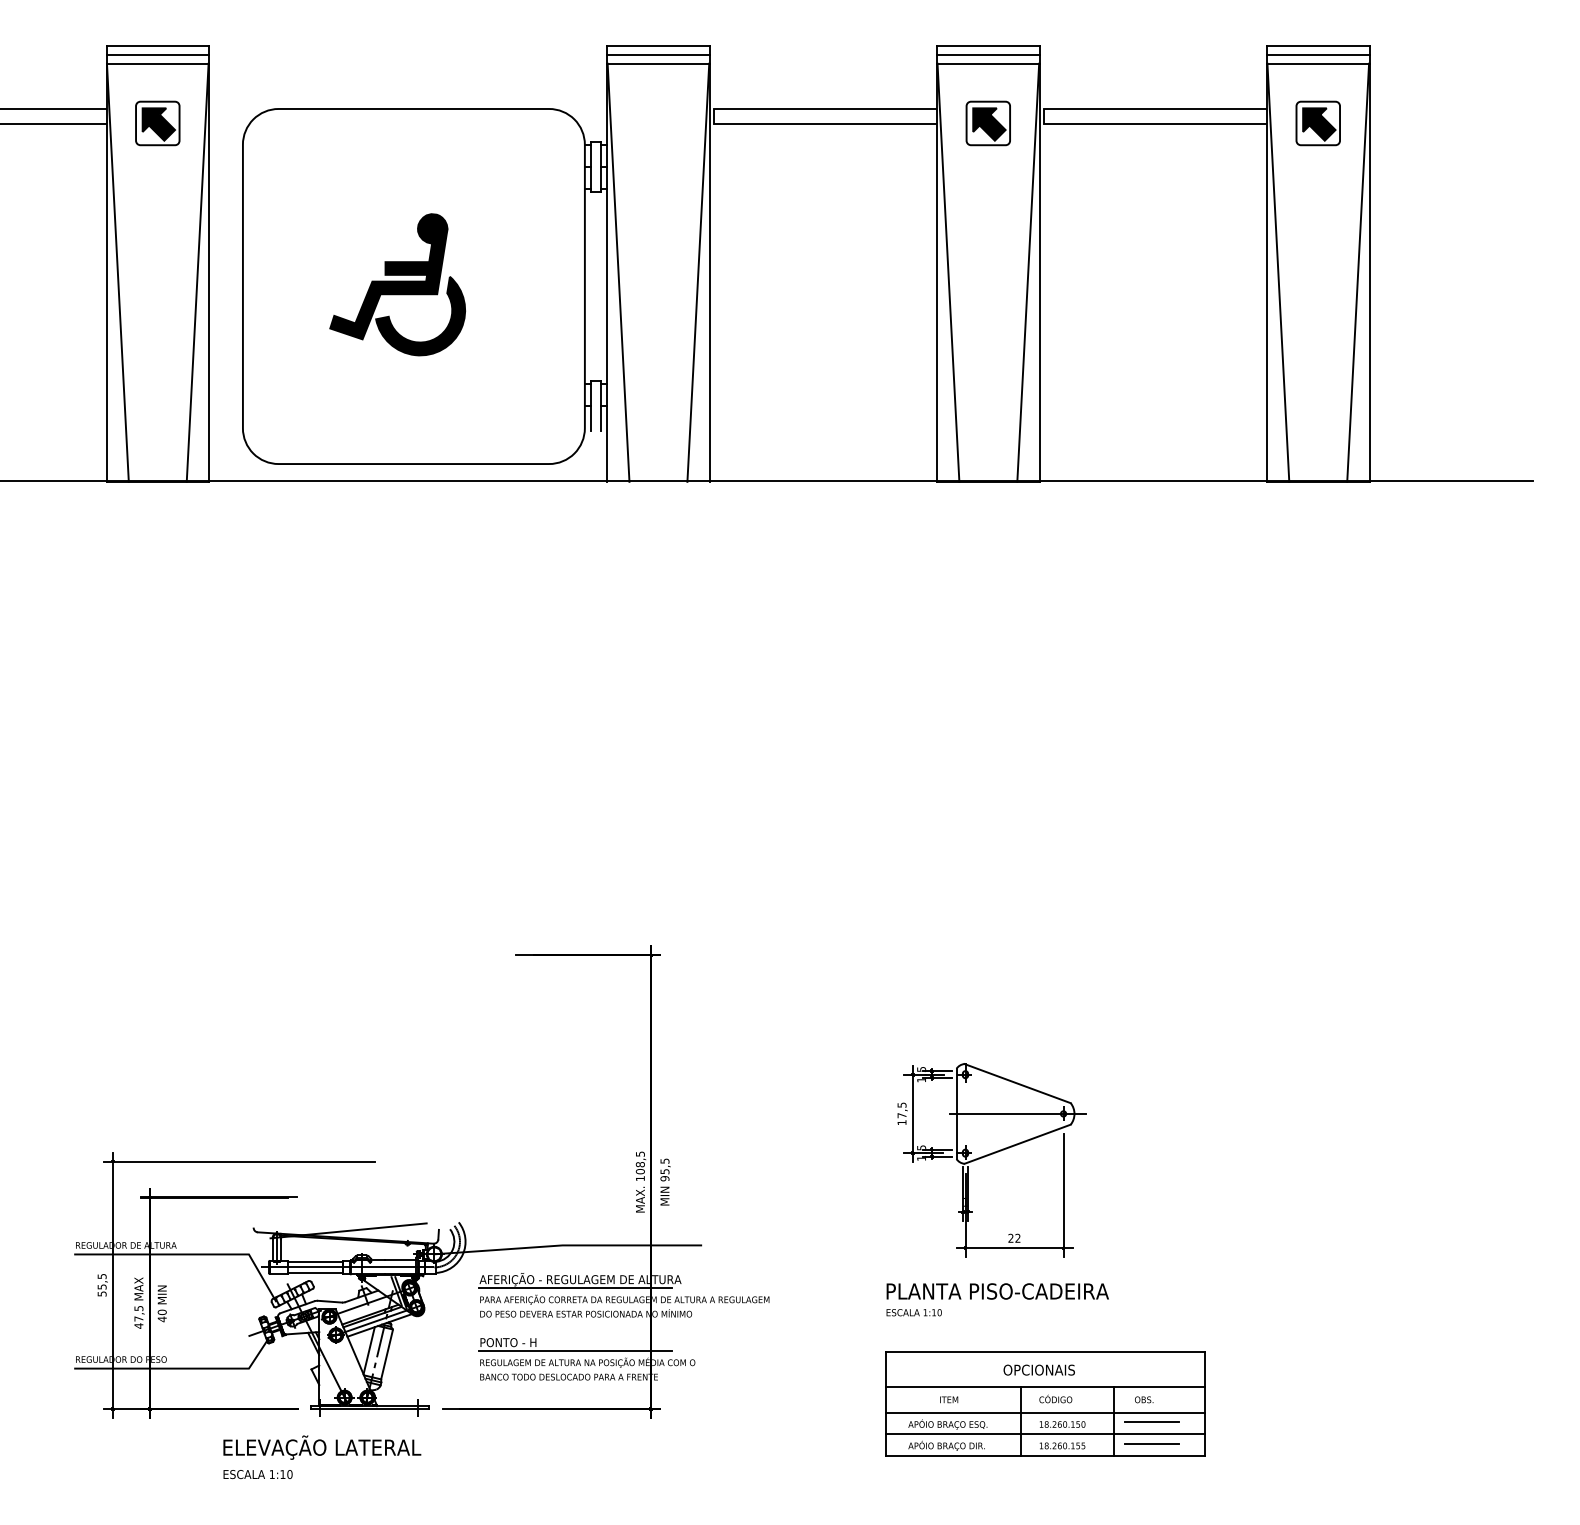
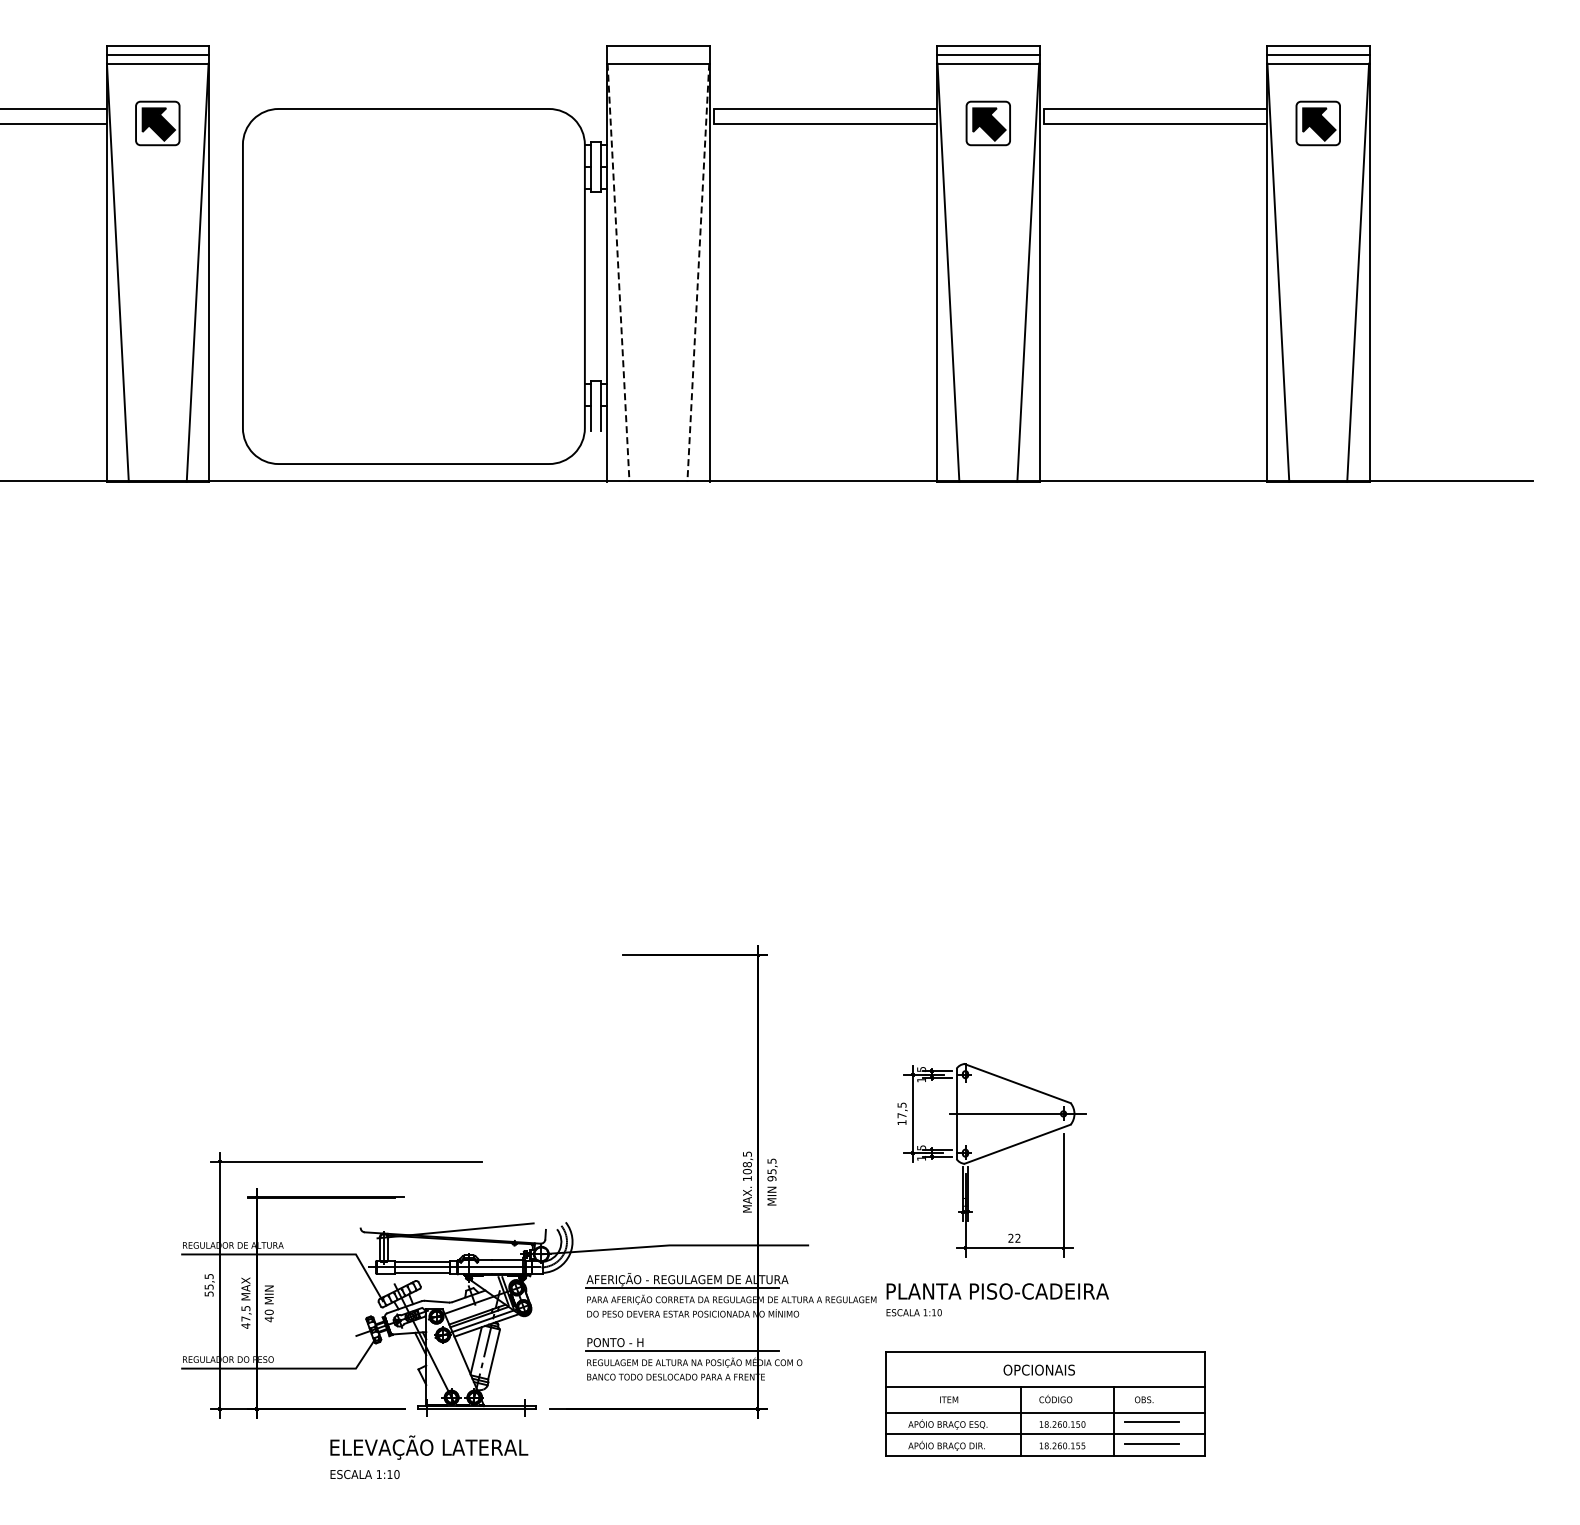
line: present -> none (658, 54)
line: solid -> dashed (618, 273)
line: solid -> dashed (698, 273)
part: present -> none (397, 284)
part position: (422, 1222) -> (529, 1222) (529, 1222)
